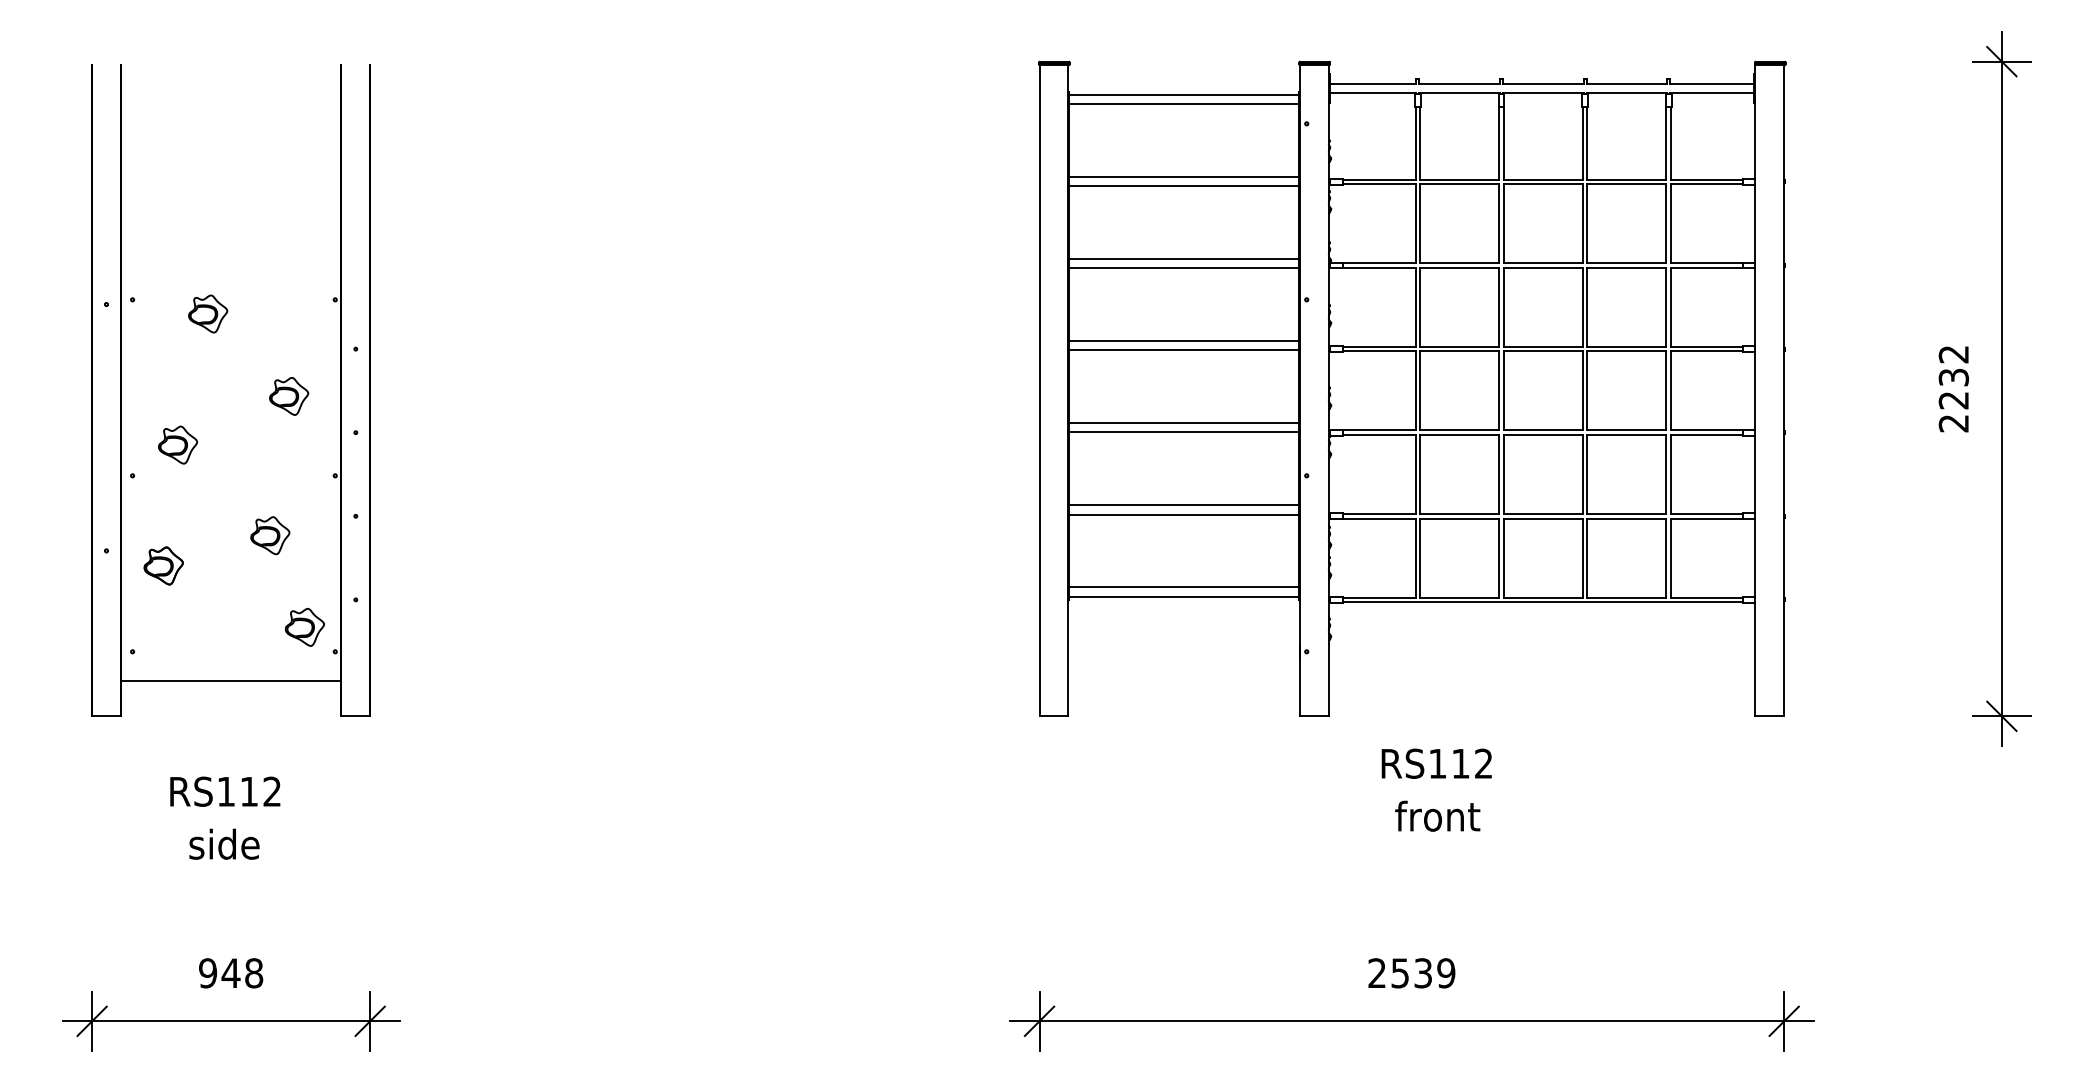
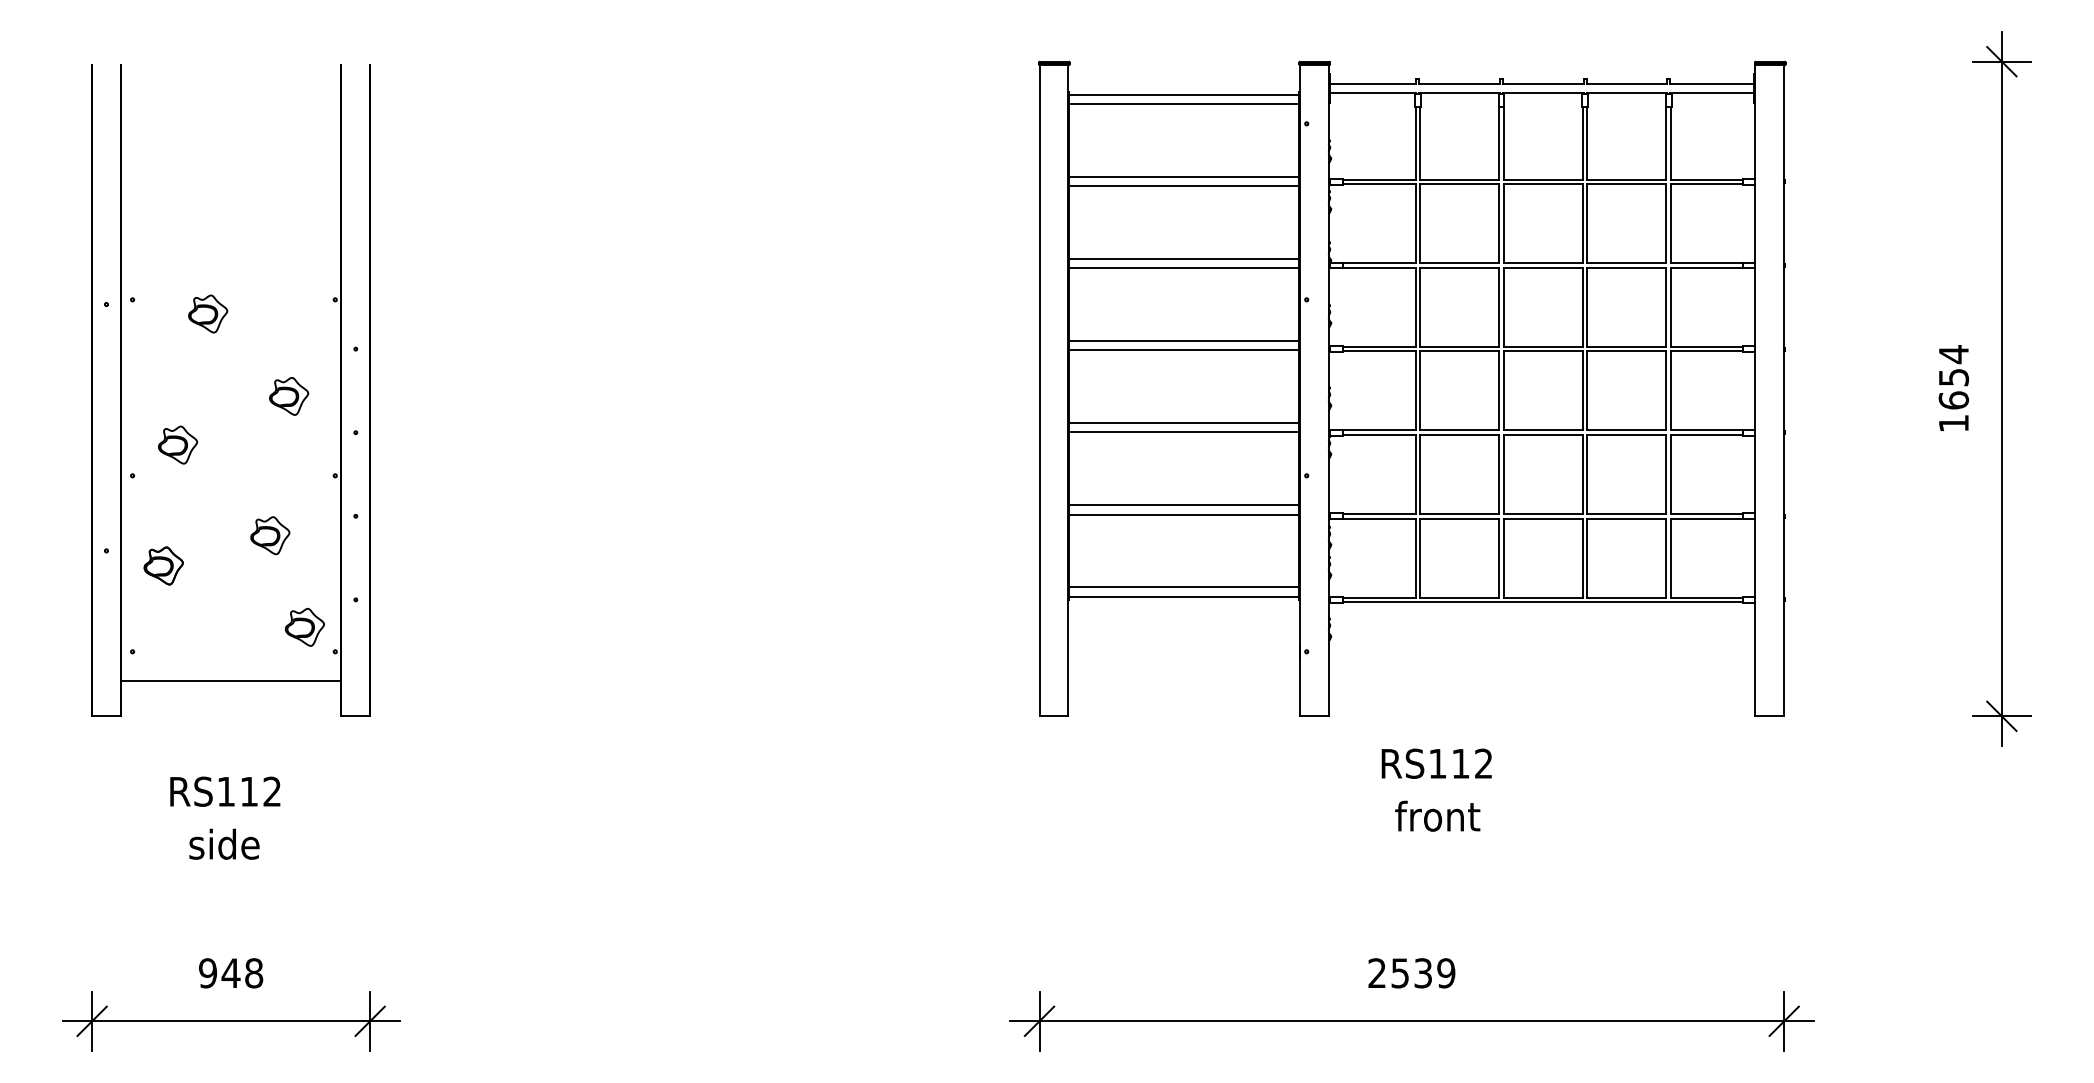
text: 2232 -> 1654 (1953, 388)
